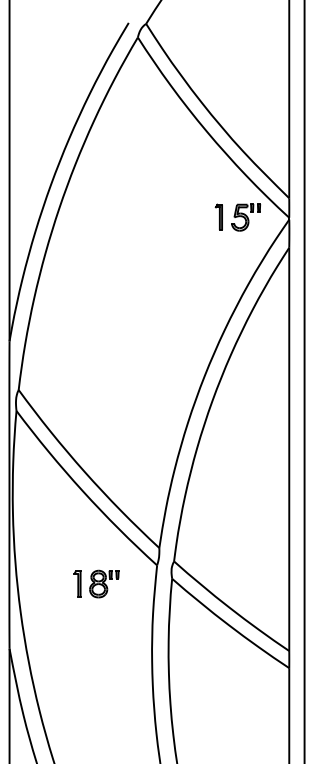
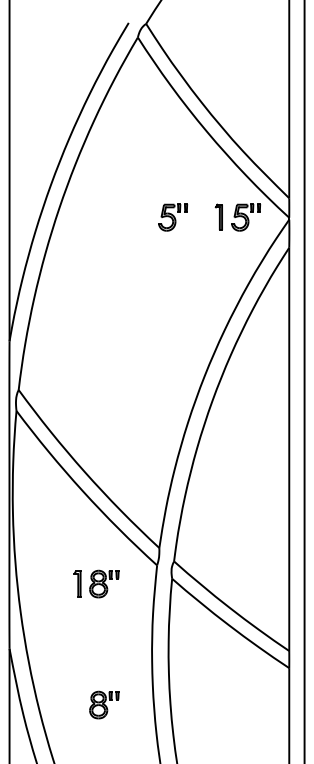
part: none -> present (173, 217)
part: none -> present (104, 704)
